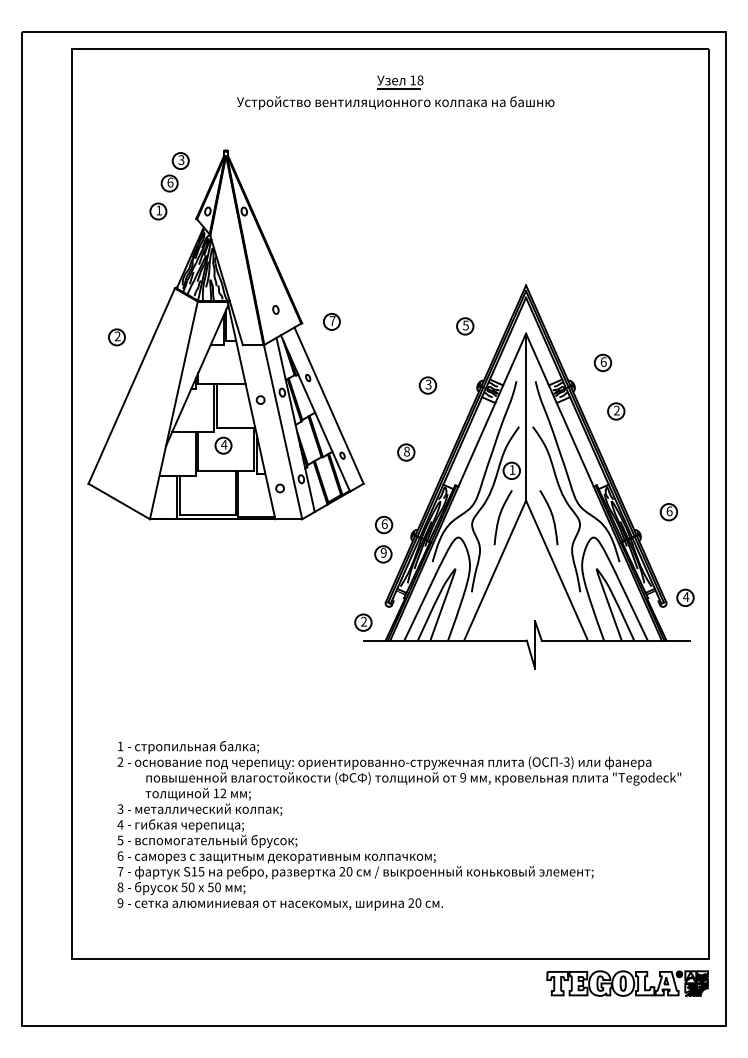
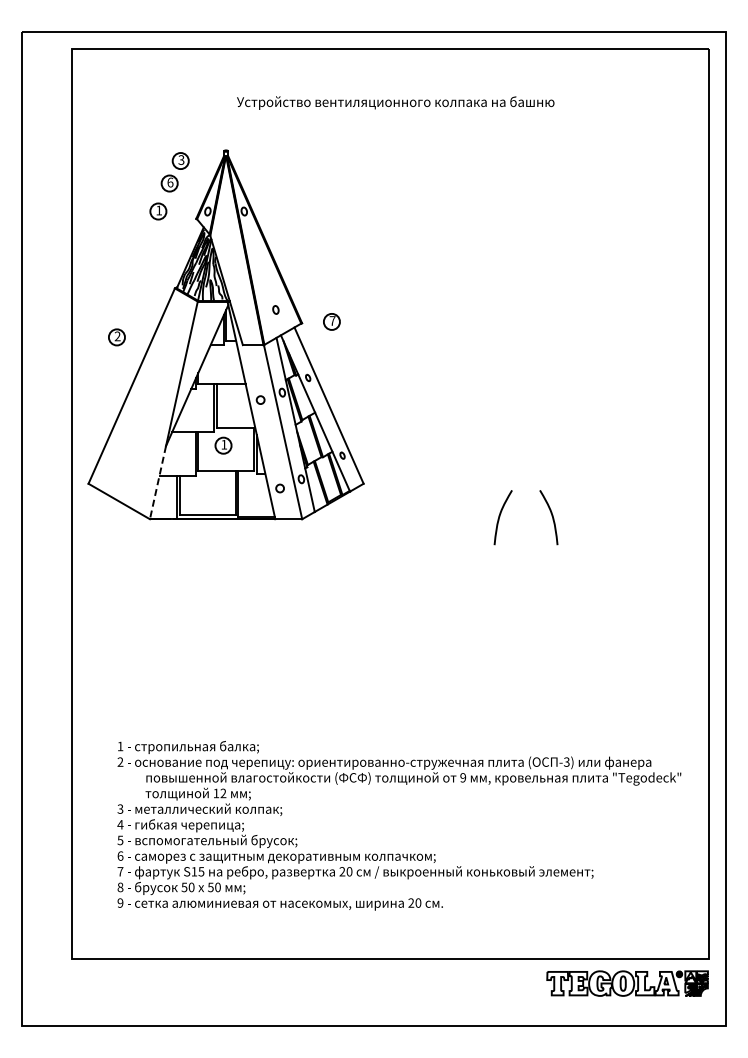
part: present -> none (400, 82)
text: 4 -> 1 (224, 444)
part: present -> none (524, 476)
line: solid -> dashed (157, 483)
